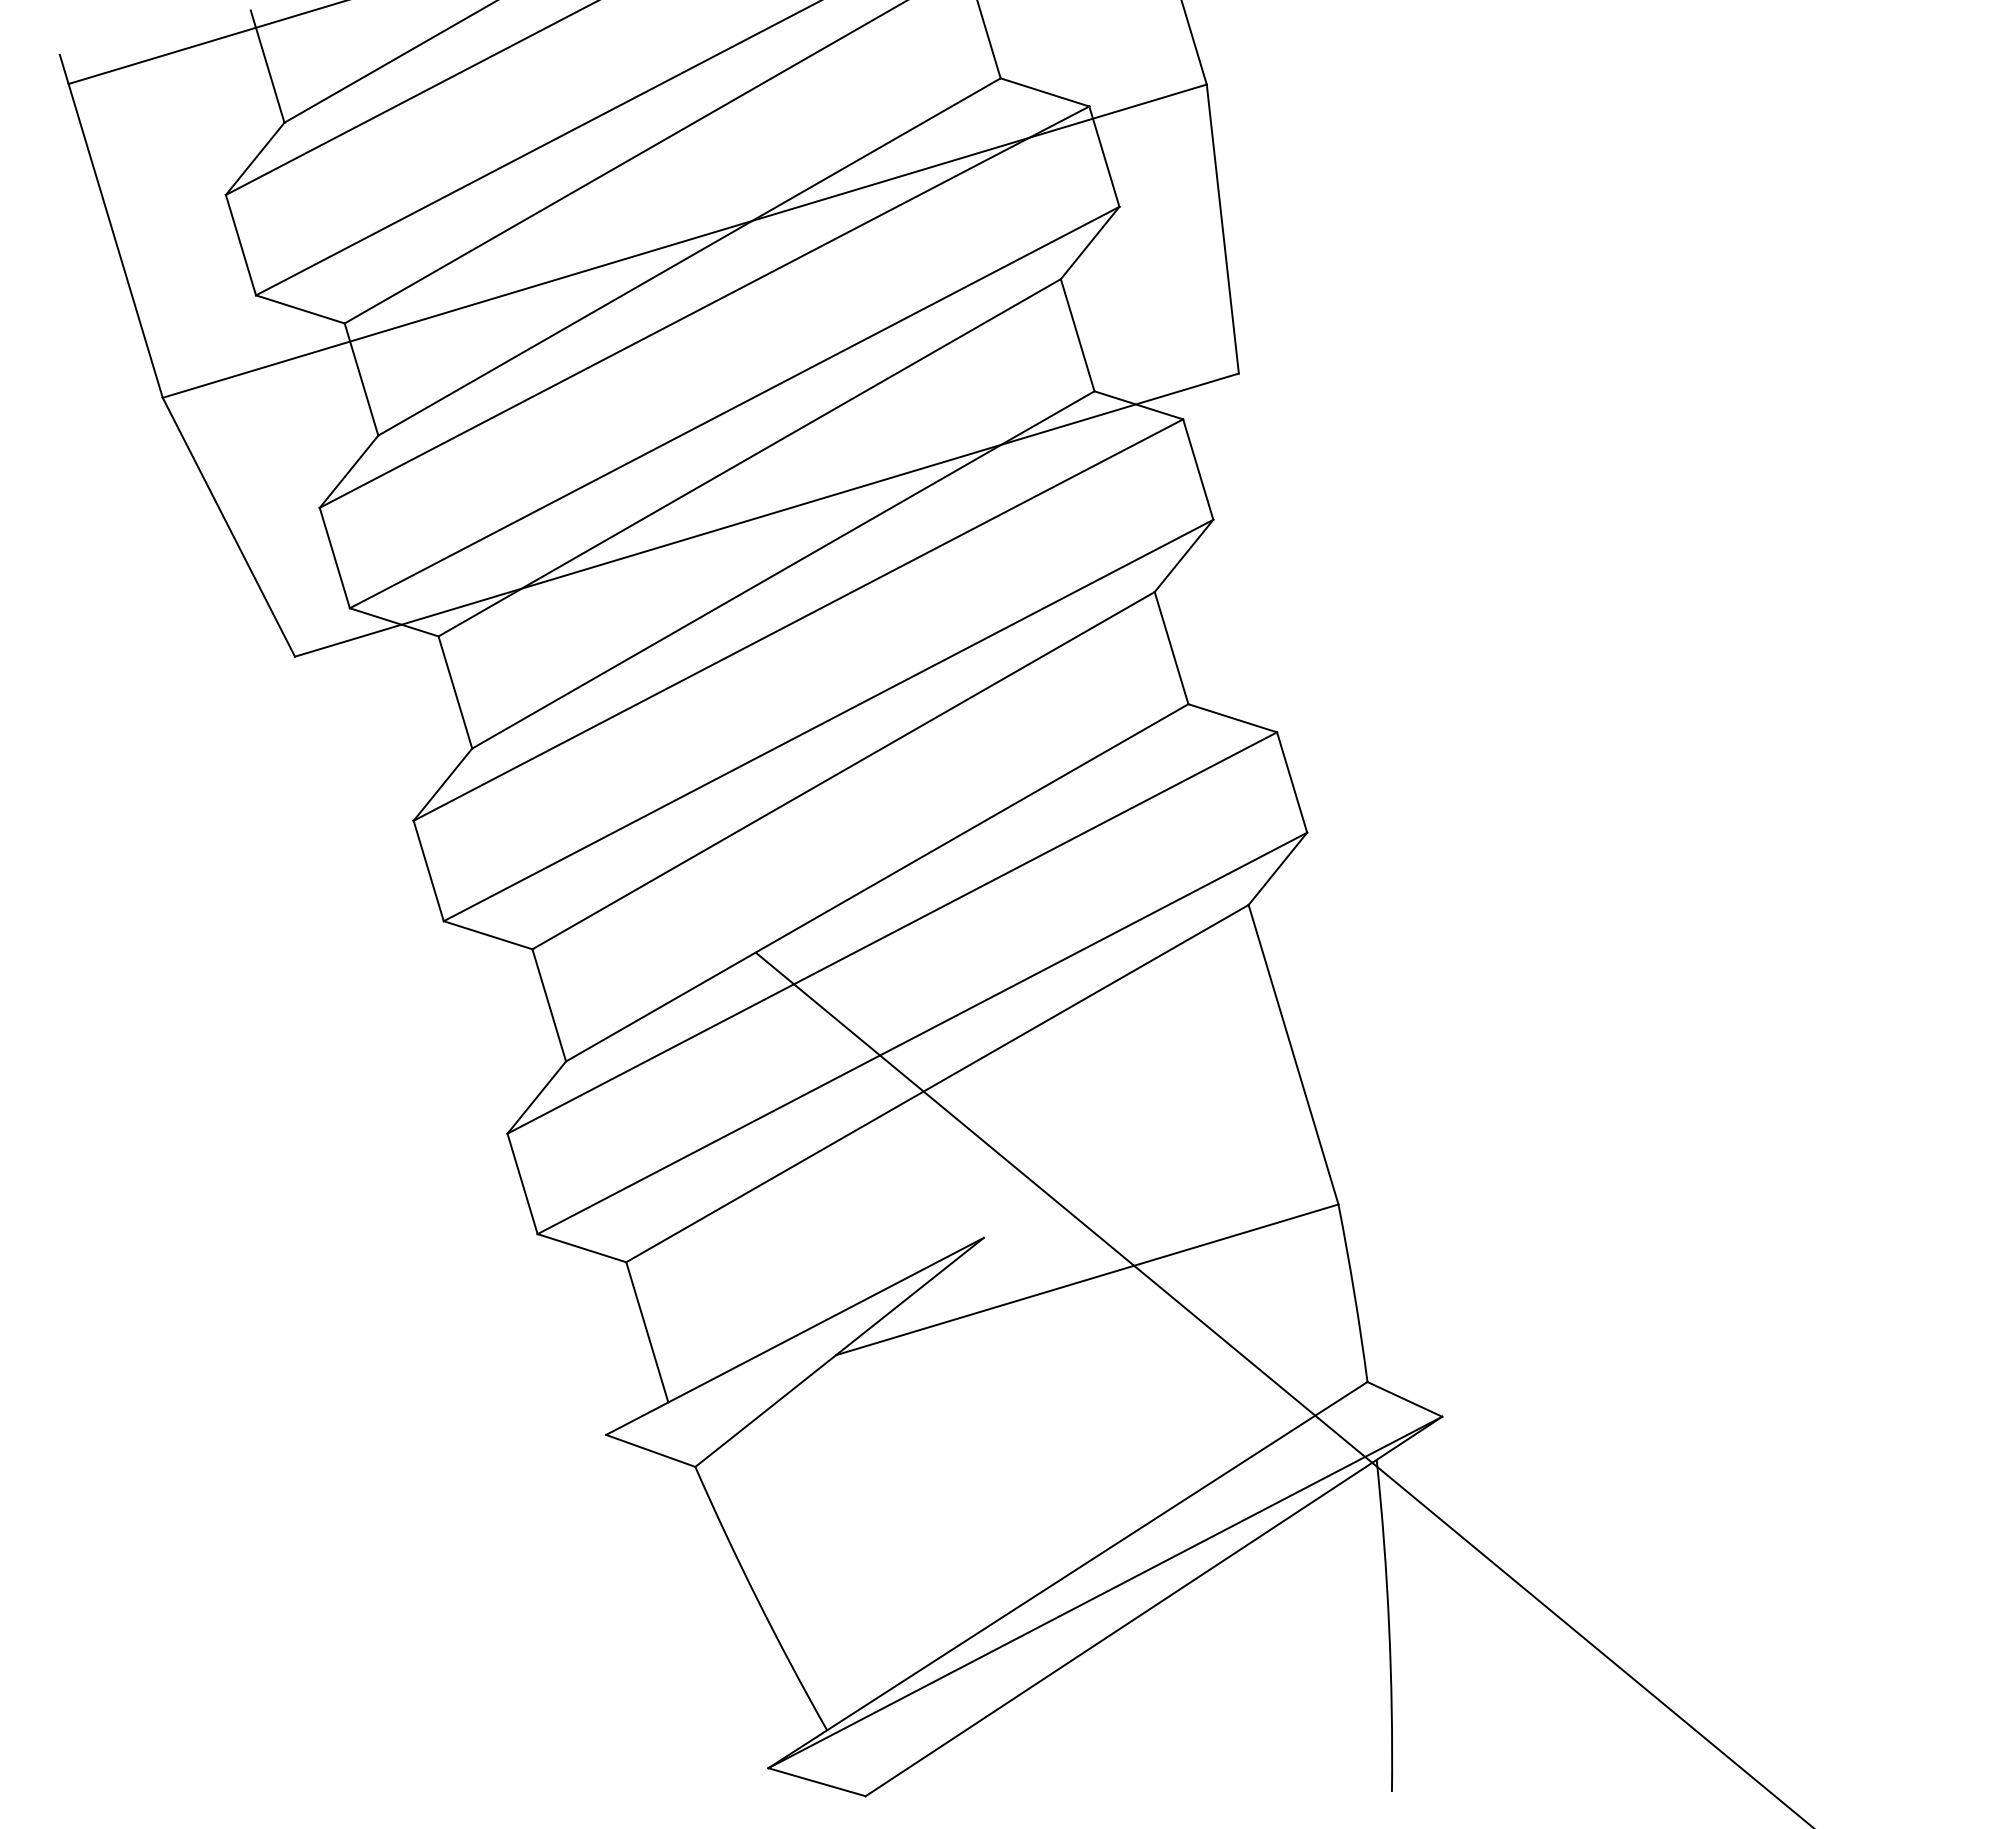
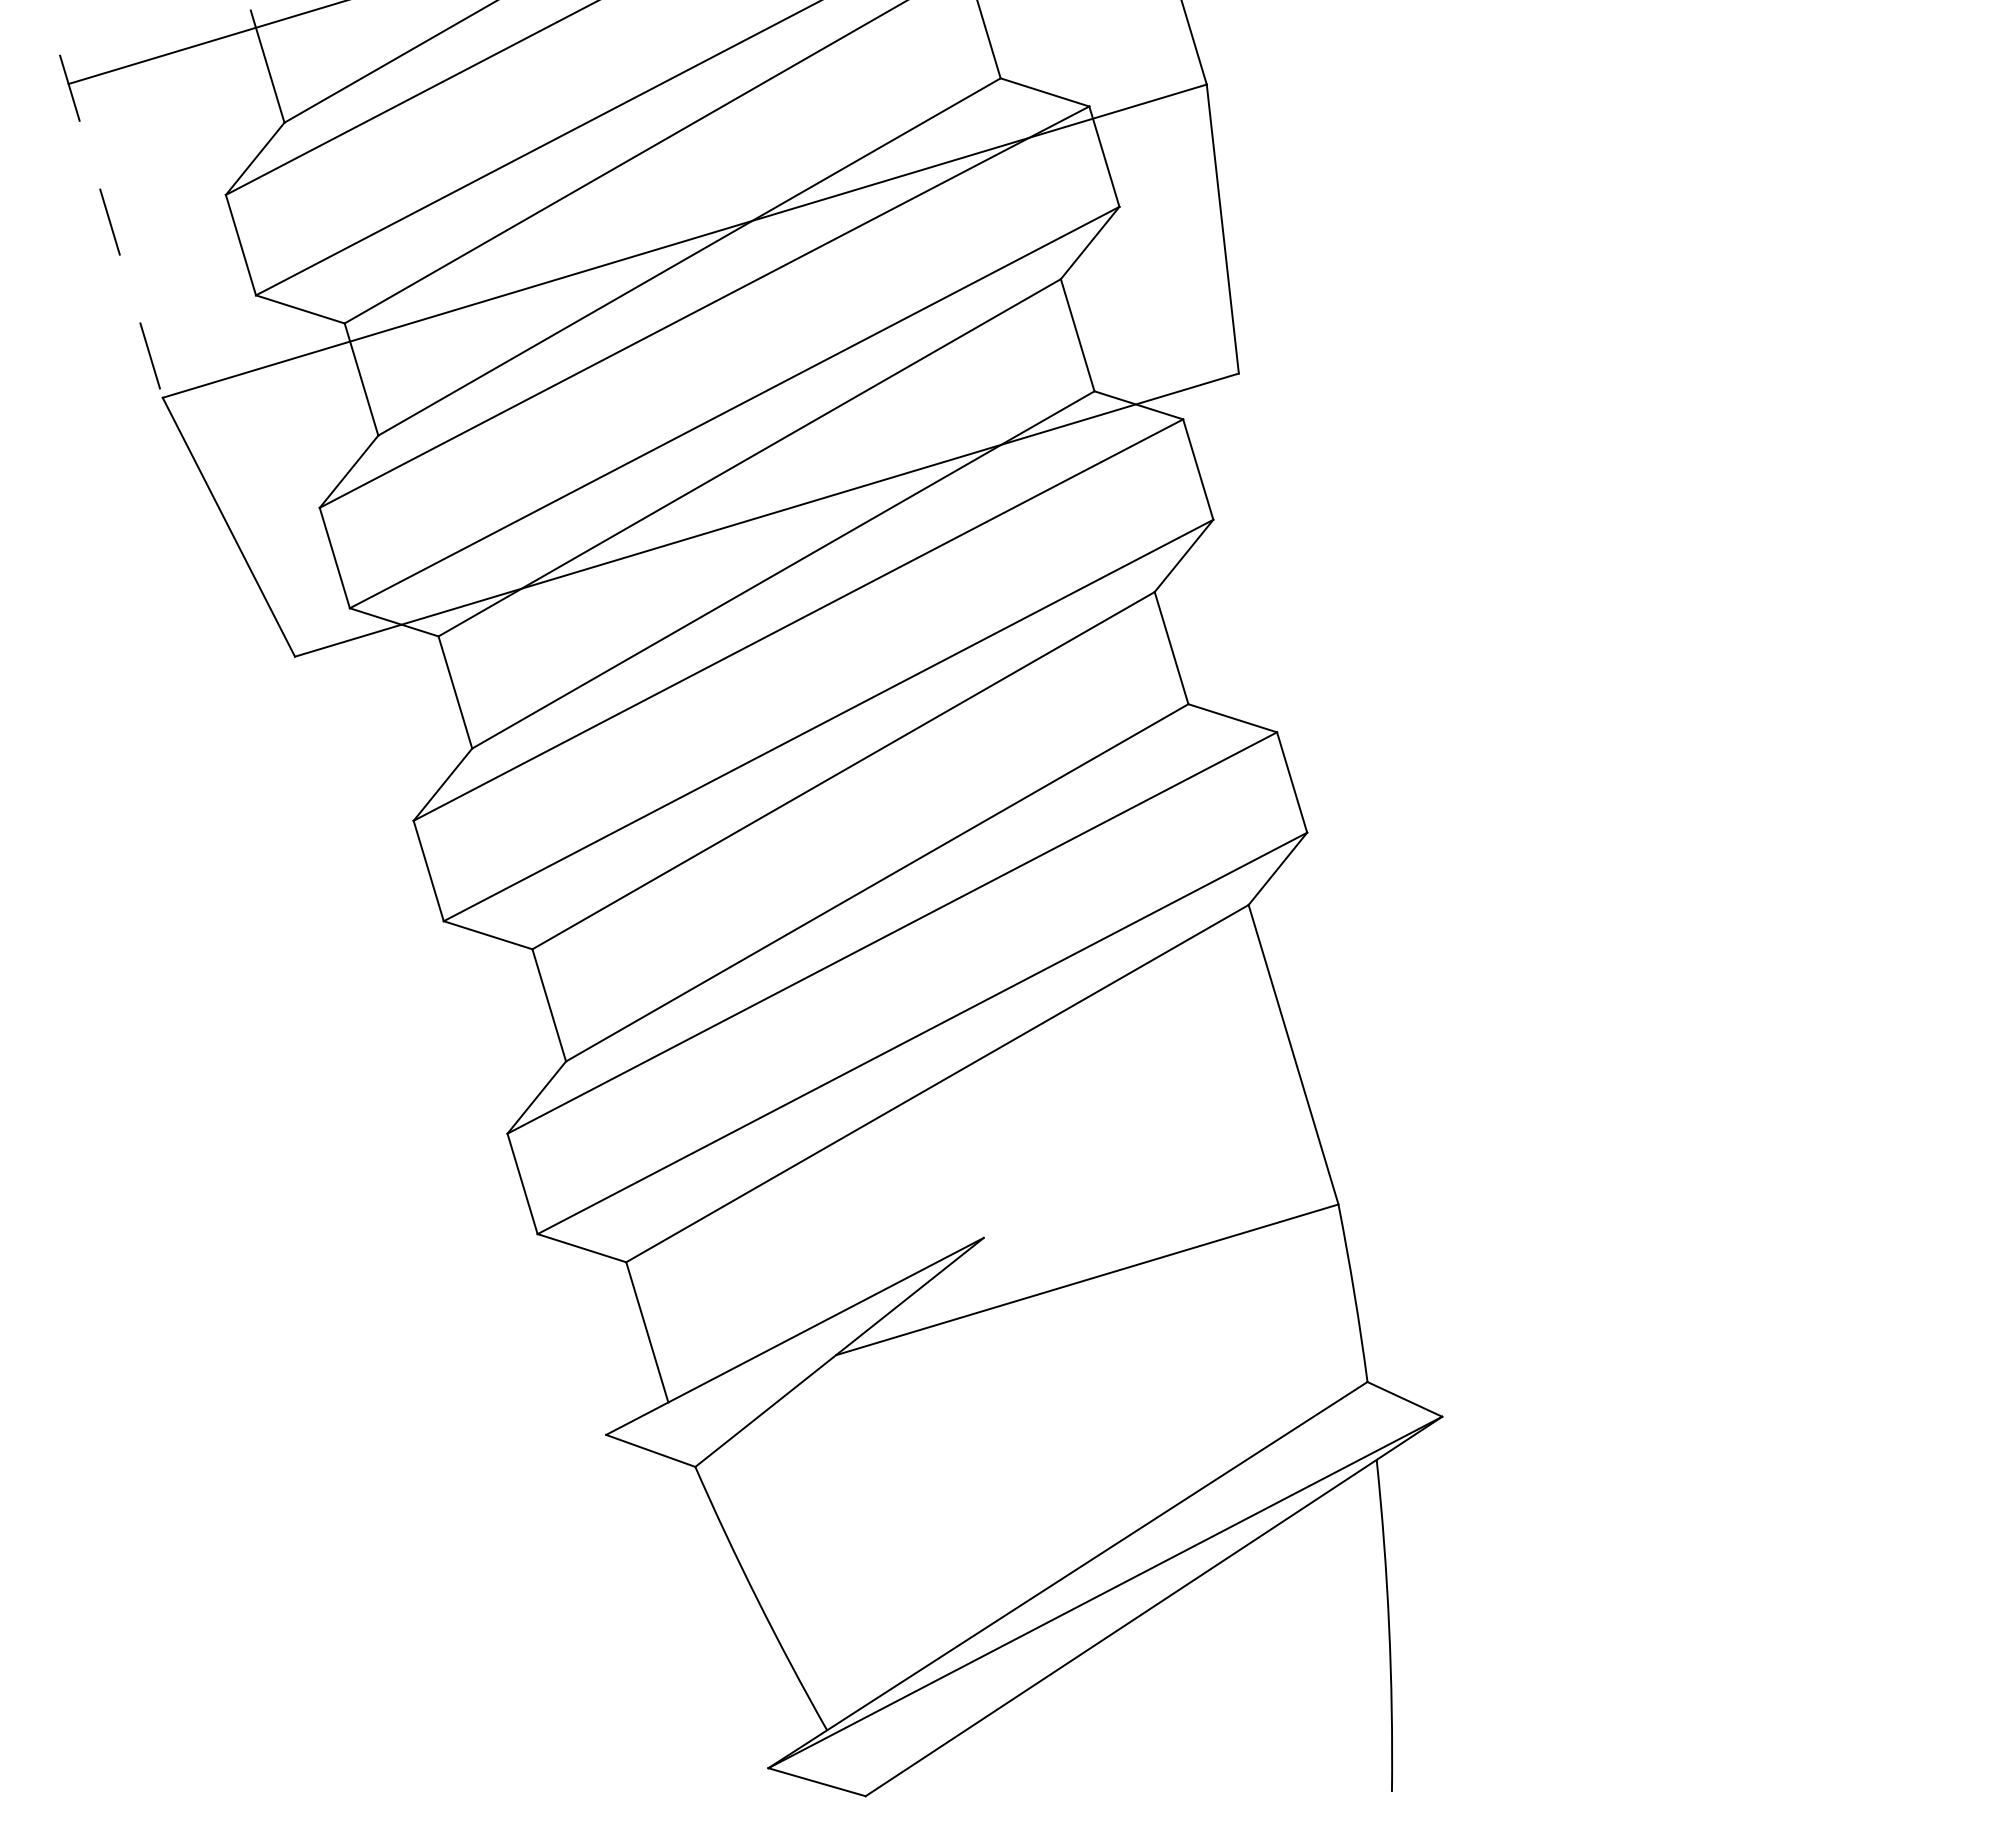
line: solid -> dashed (111, 226)
line: present -> none (1283, 1389)
